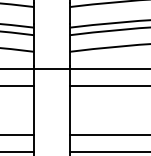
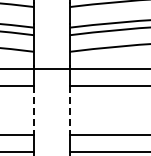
line: solid -> dashed (34, 110)
line: solid -> dashed (69, 110)
